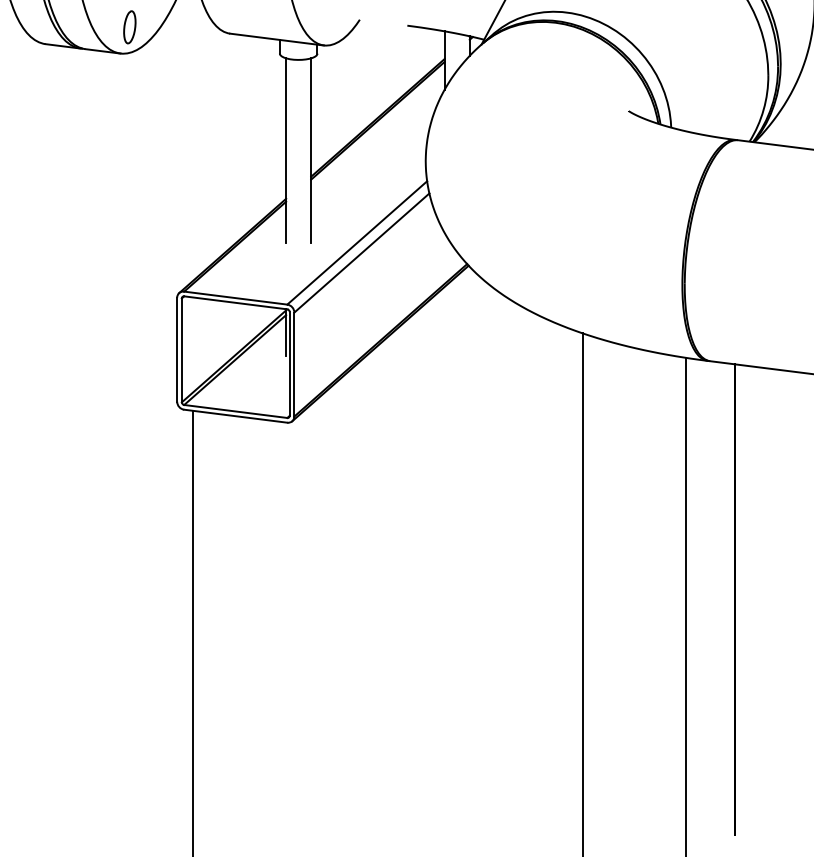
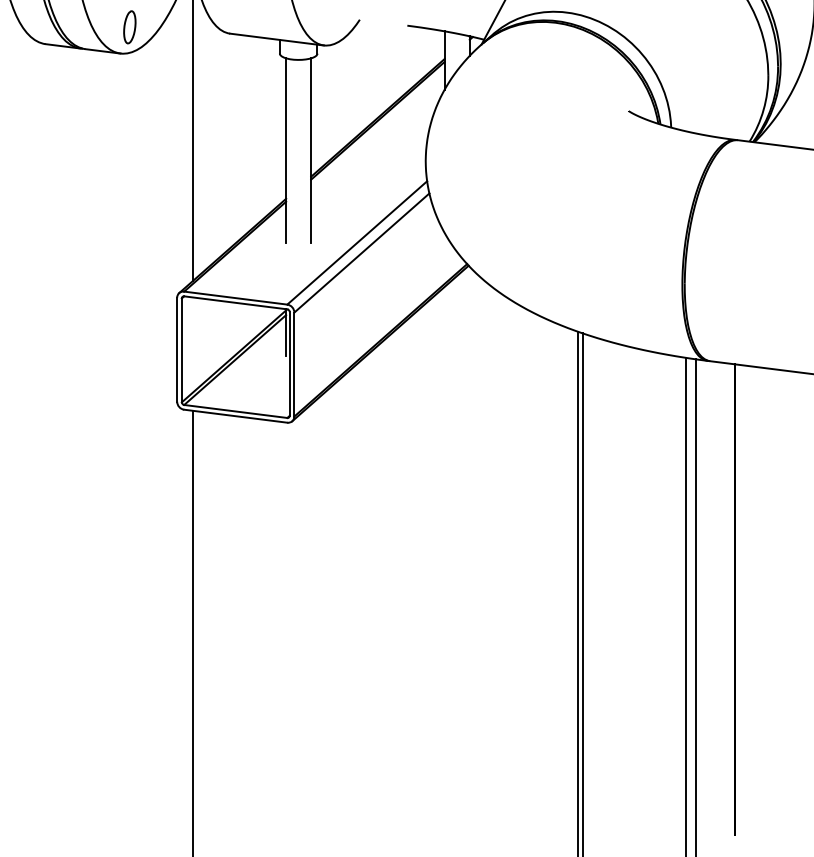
line: none -> present (193, 141)
line: none -> present (577, 592)
line: none -> present (695, 606)
